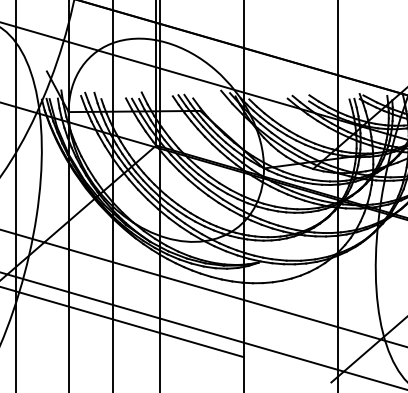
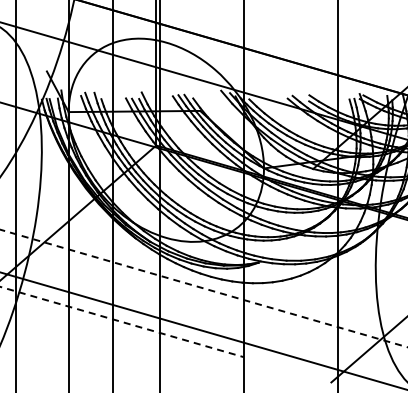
line: solid -> dashed (204, 288)
line: solid -> dashed (122, 322)
